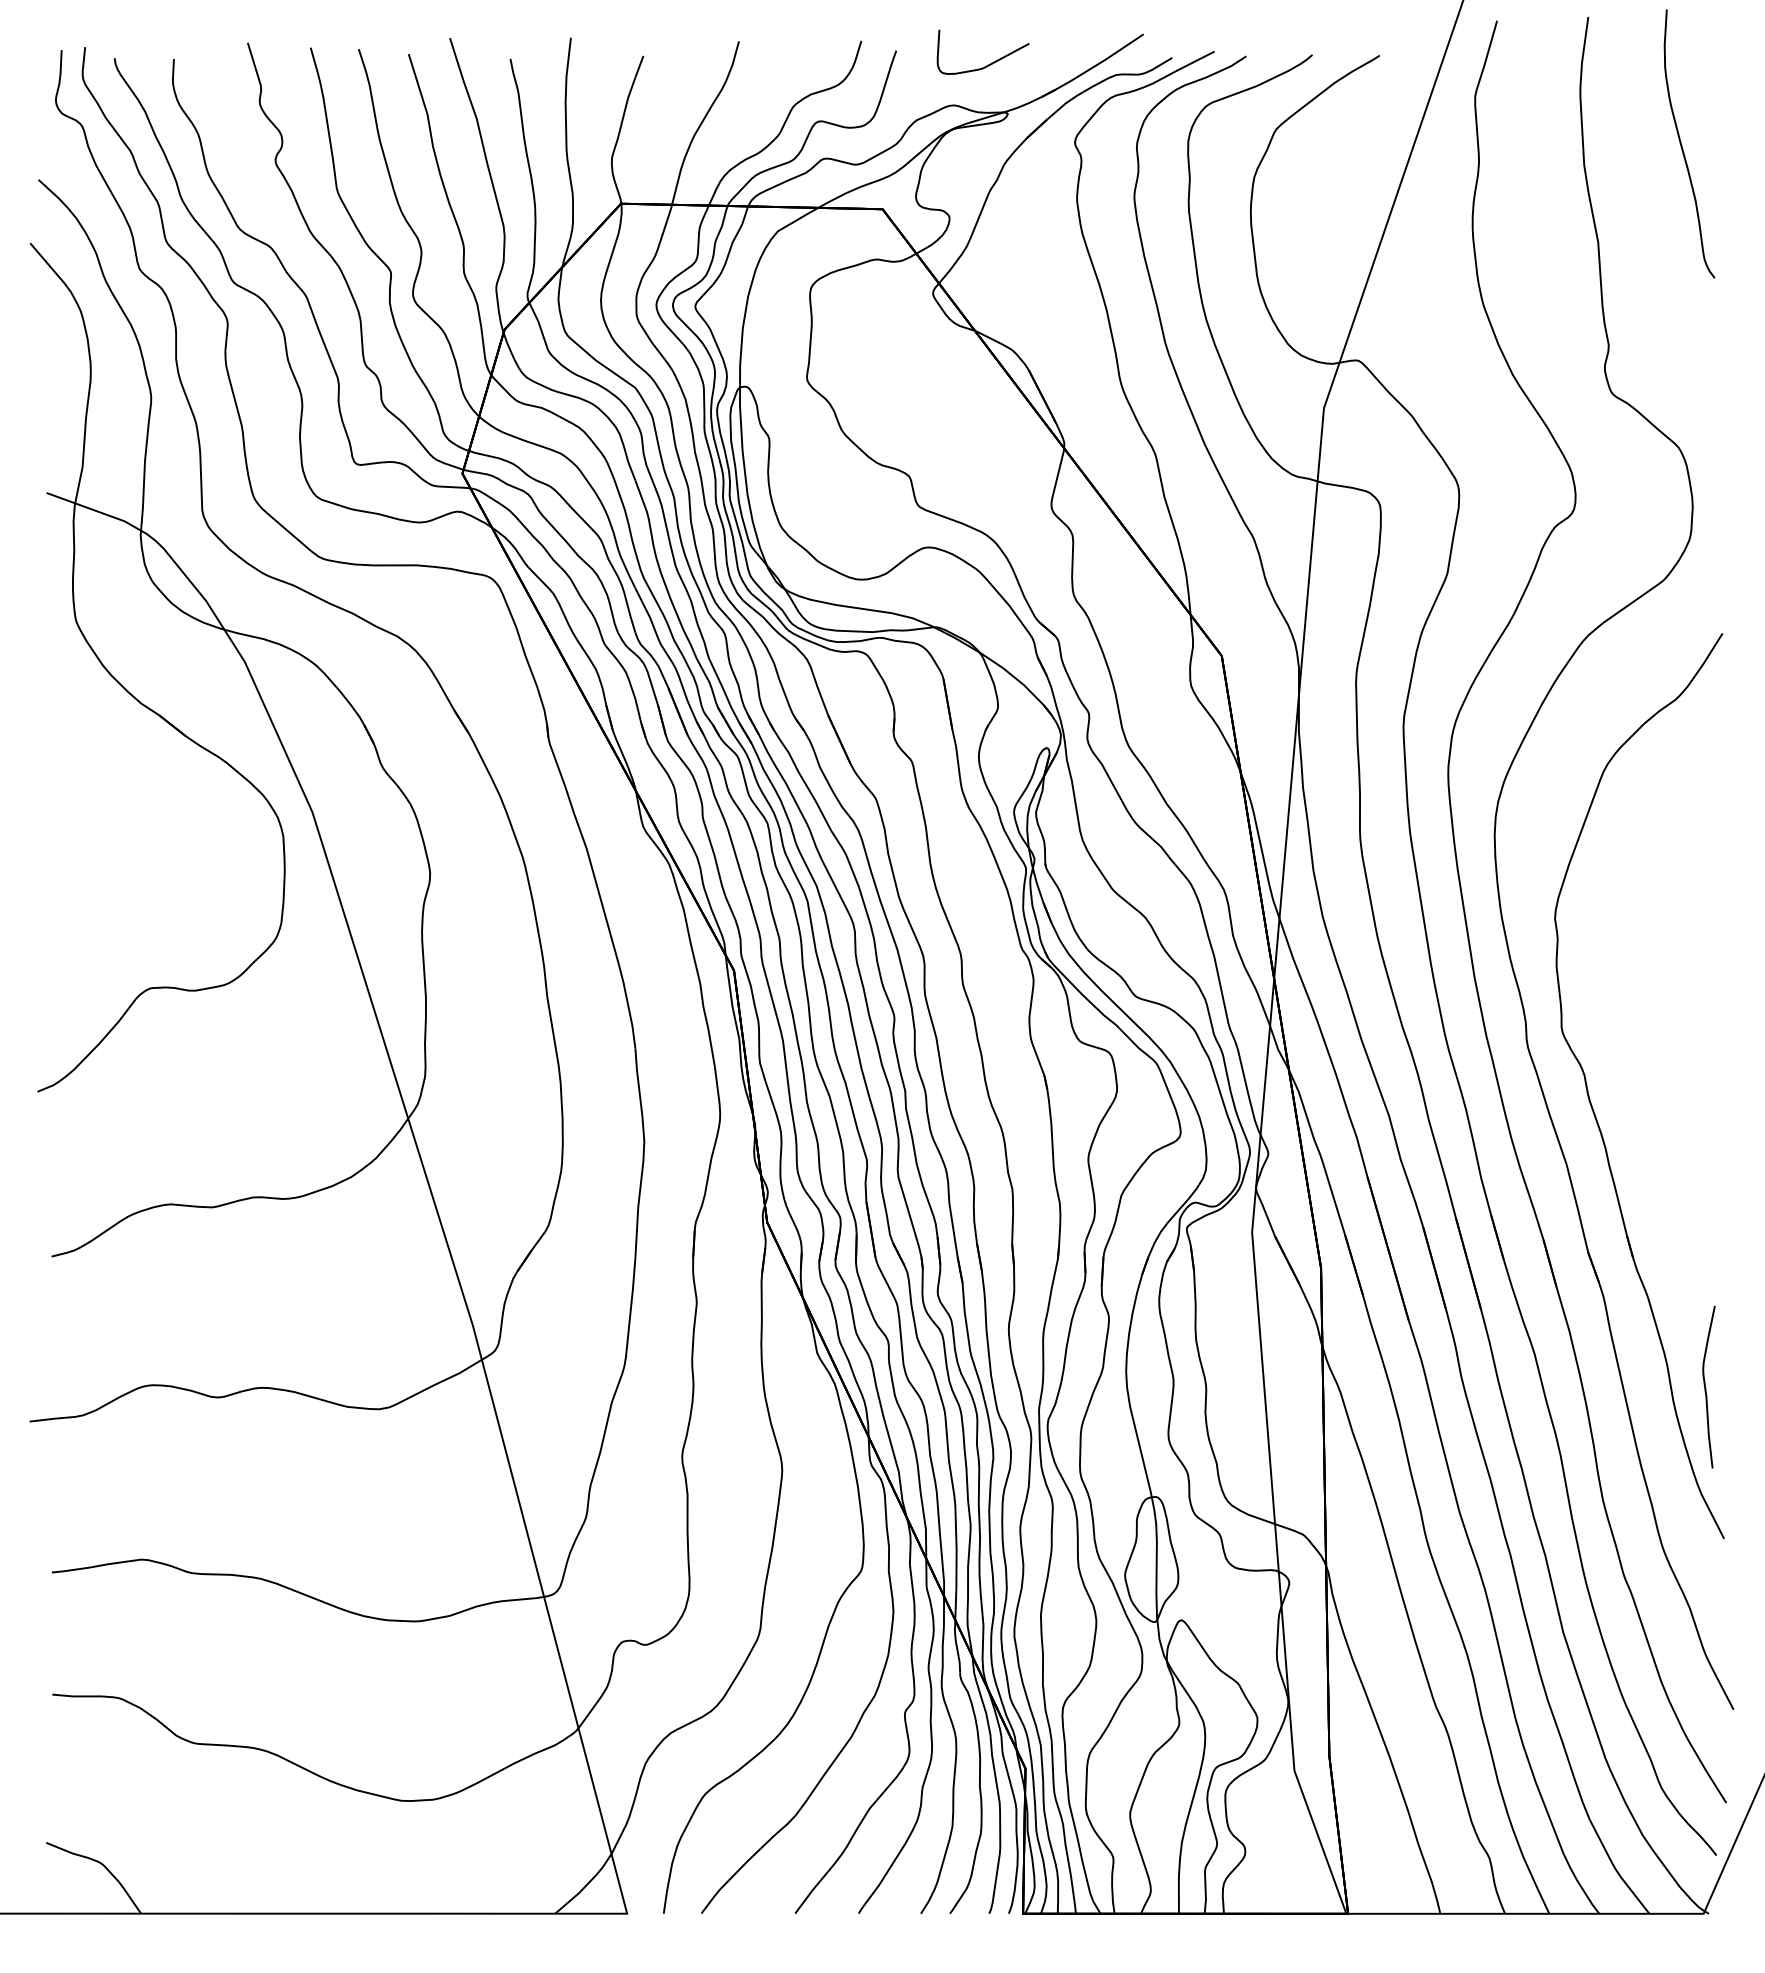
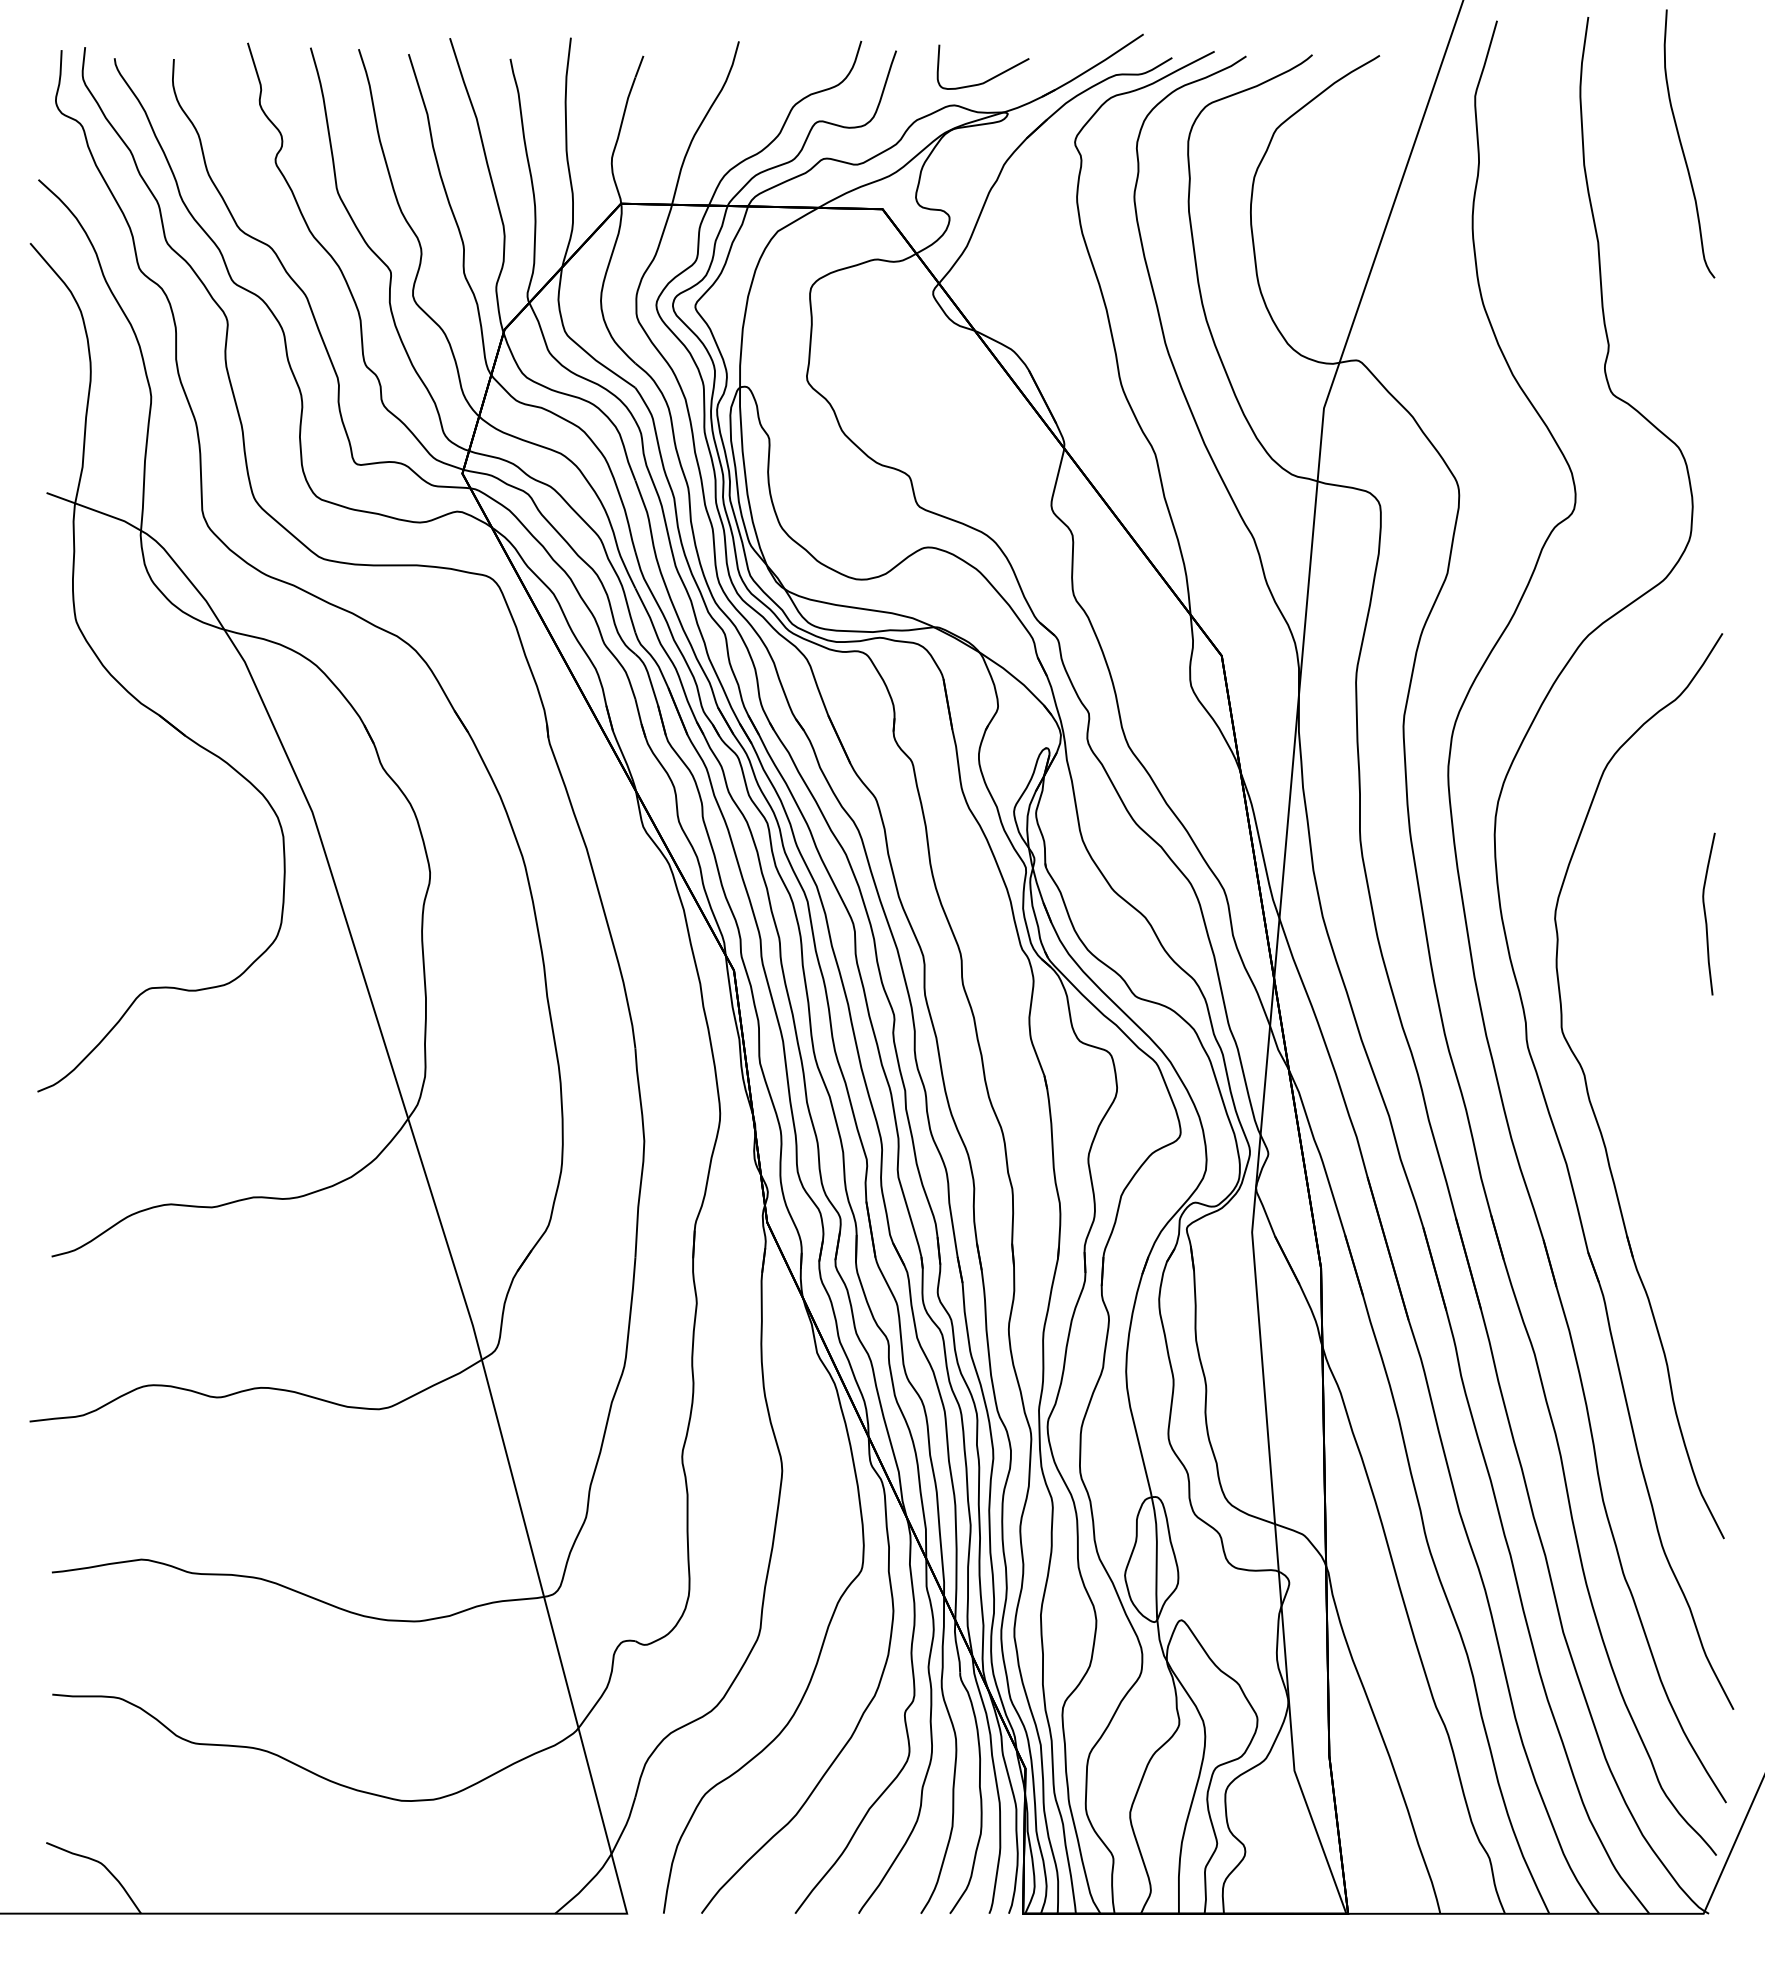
curve position: (991, 62) -> (991, 77) (991, 77)
curve position: (1706, 1388) -> (1706, 915) (1706, 915)
